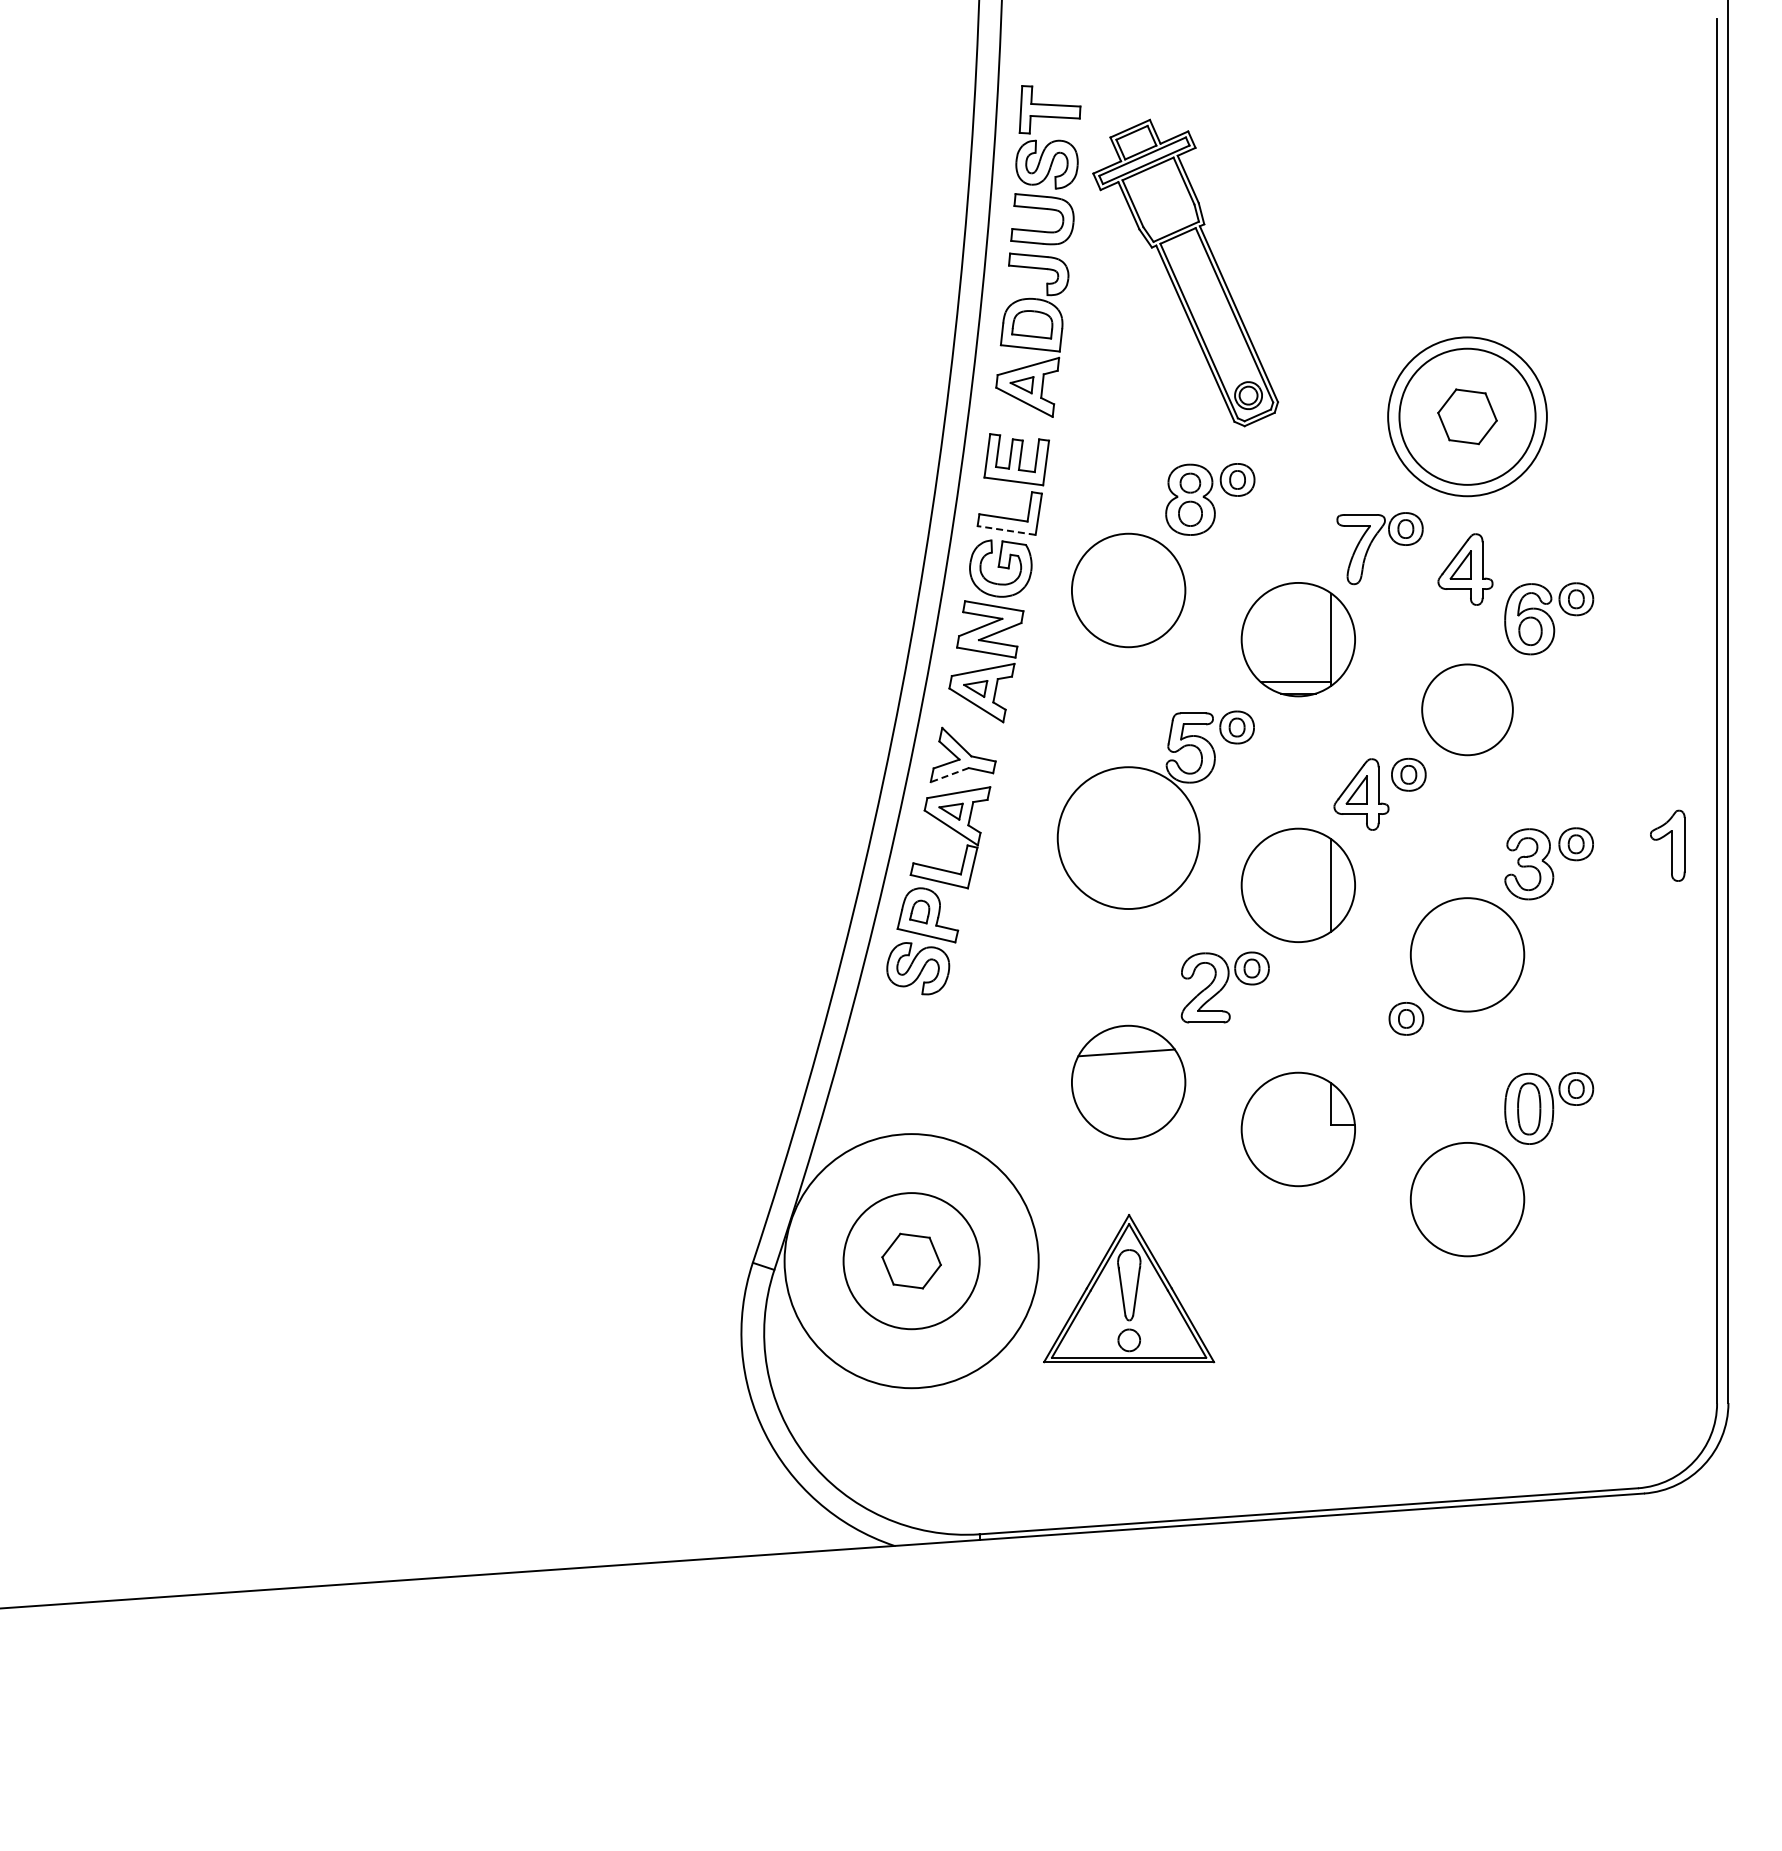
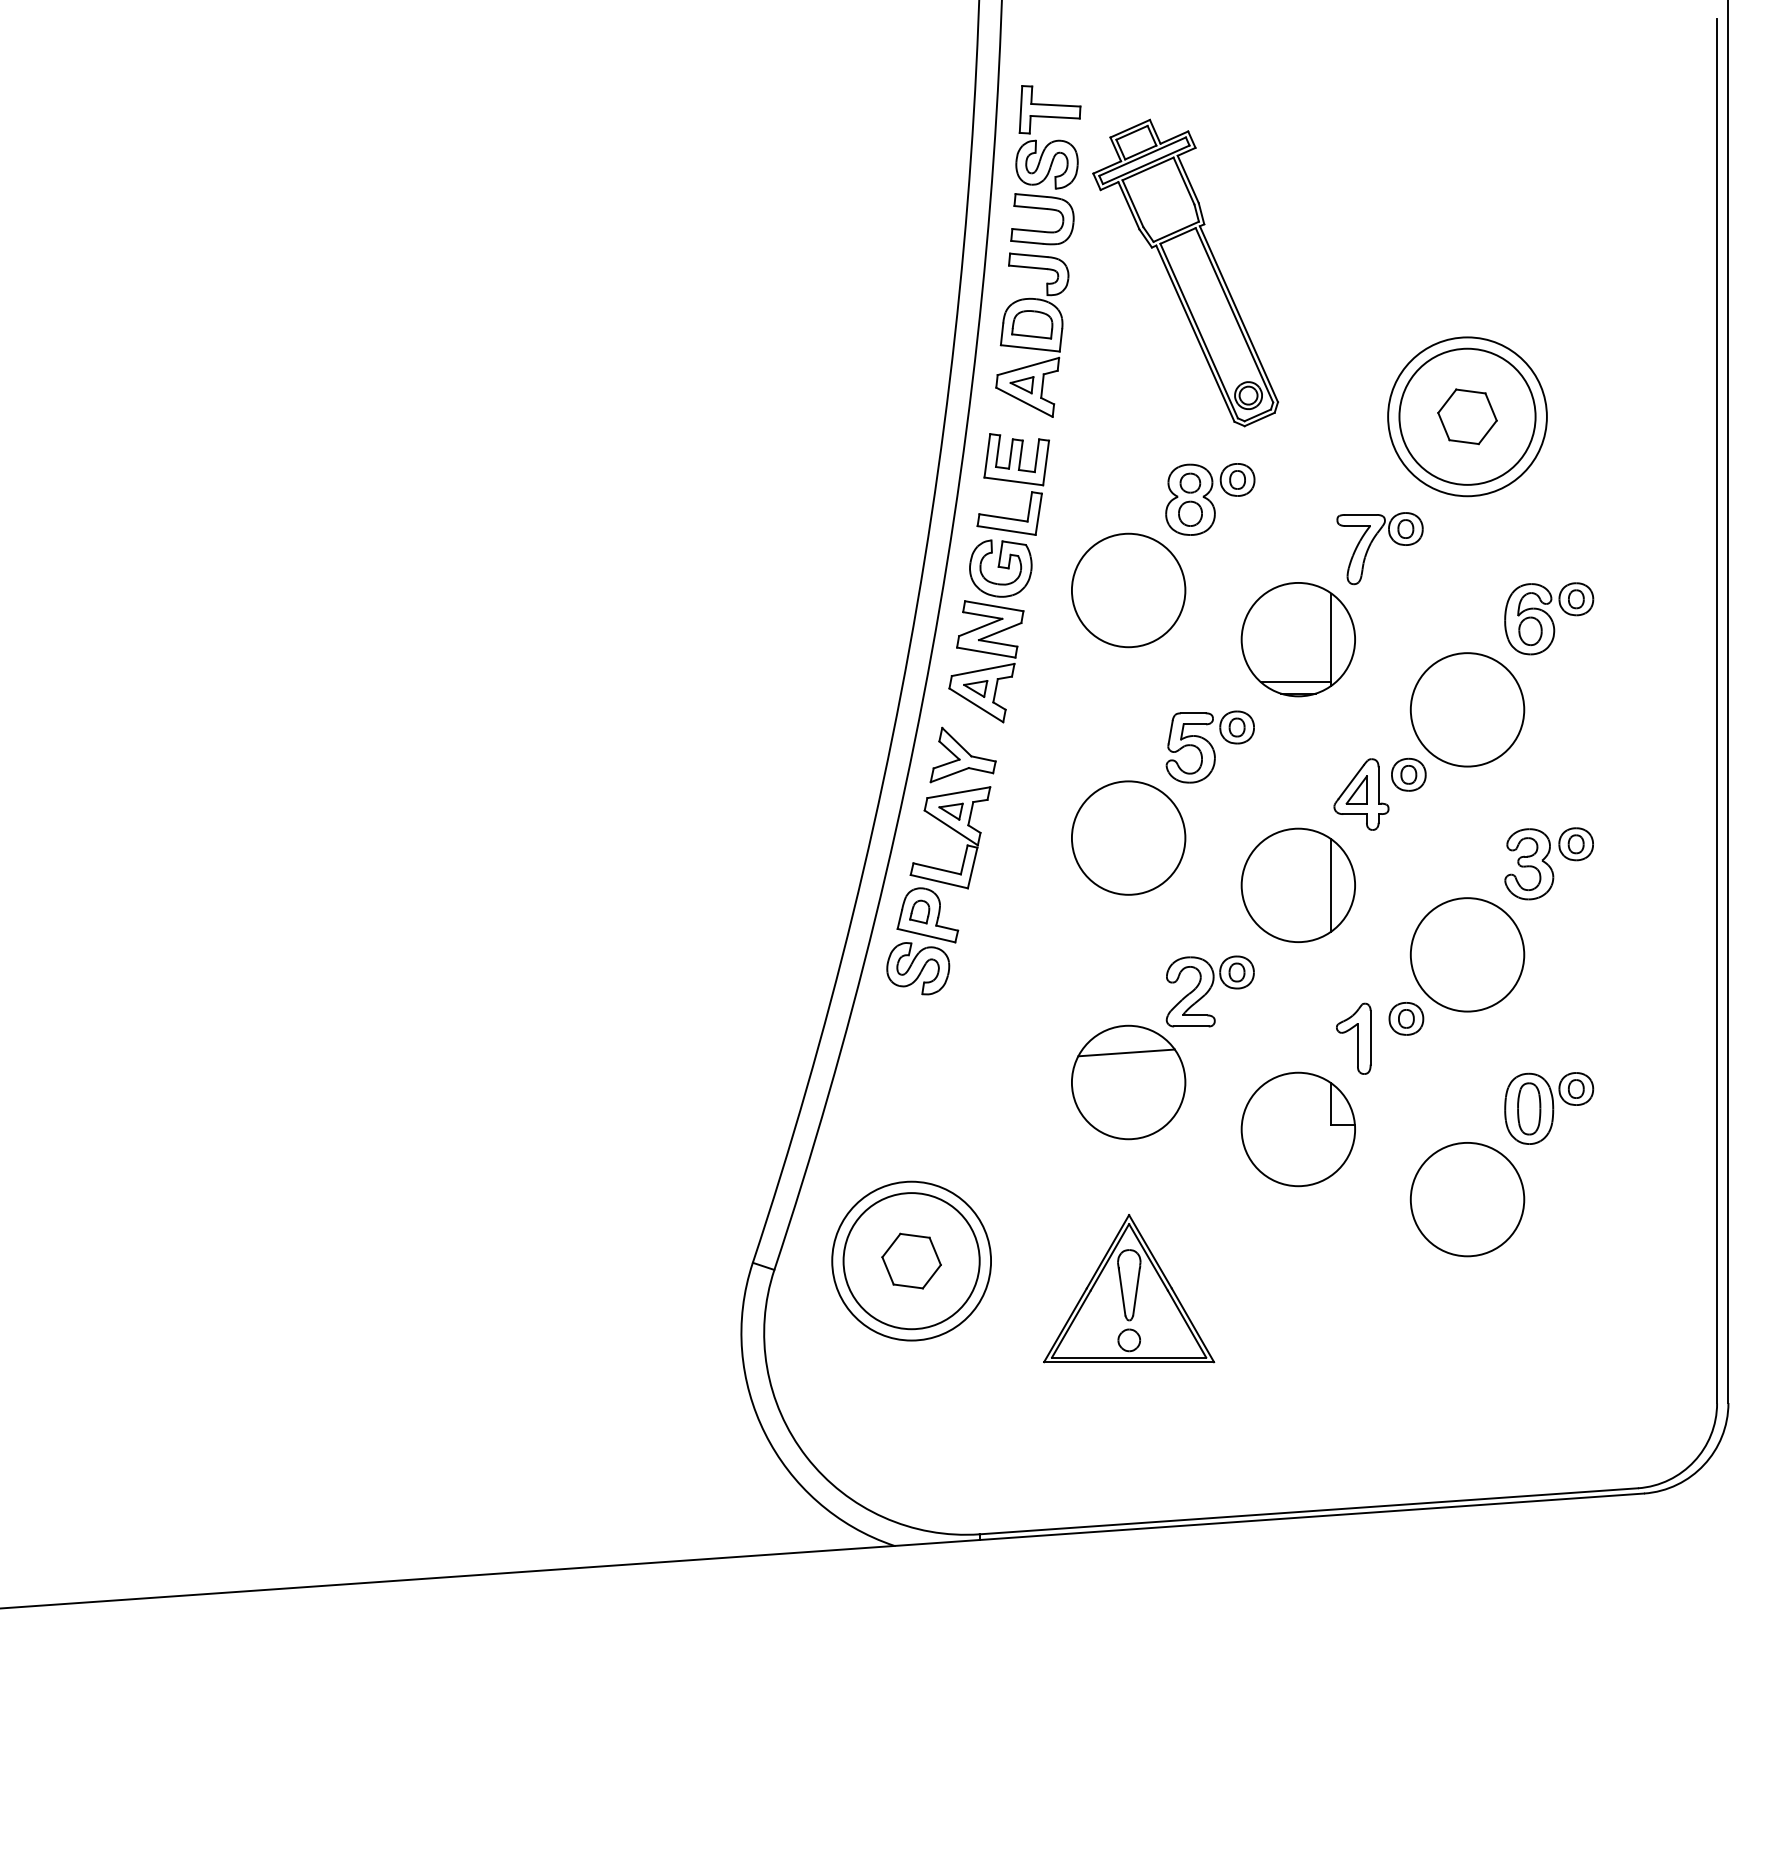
line: dashed -> solid (1006, 530)
part: present -> none (1465, 569)
circle diameter: 91 px -> 113 px (1467, 709)
line: dashed -> solid (949, 775)
circle diameter: 142 px -> 113 px (1128, 837)
part position: (1667, 845) -> (1353, 1038) (1353, 1038)
part position: (1224, 987) -> (1209, 991) (1209, 991)
circle diameter: 254 px -> 159 px (911, 1260)
